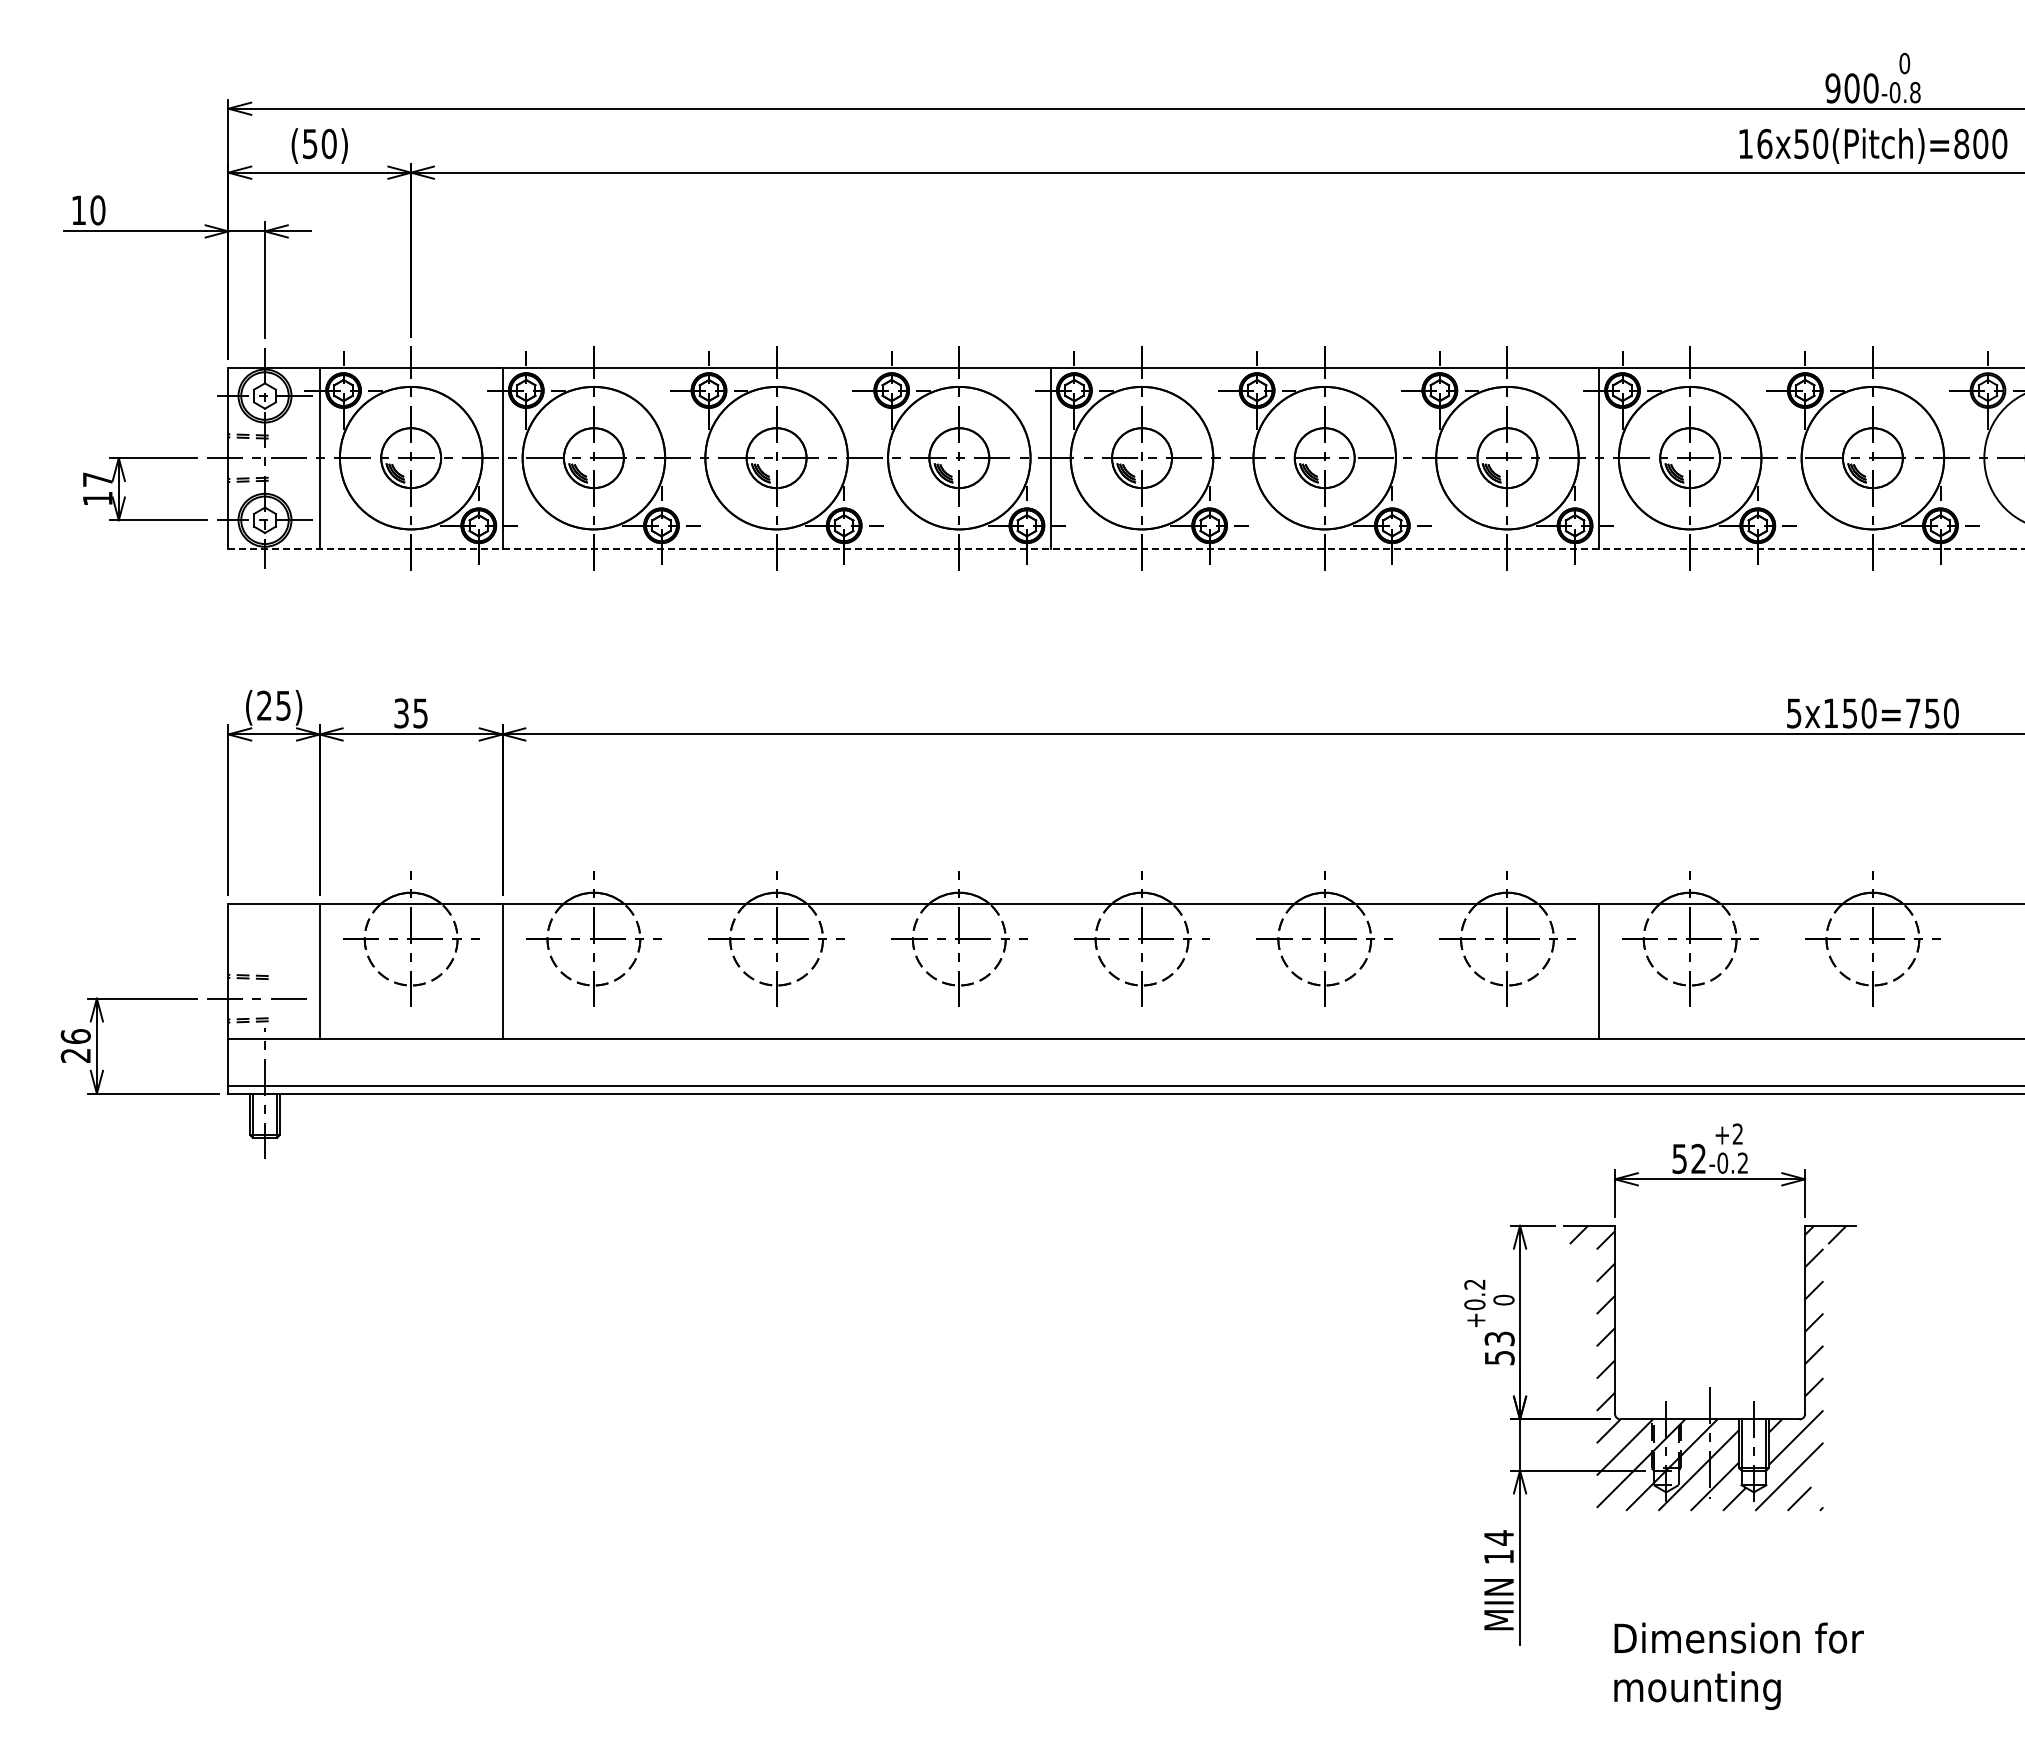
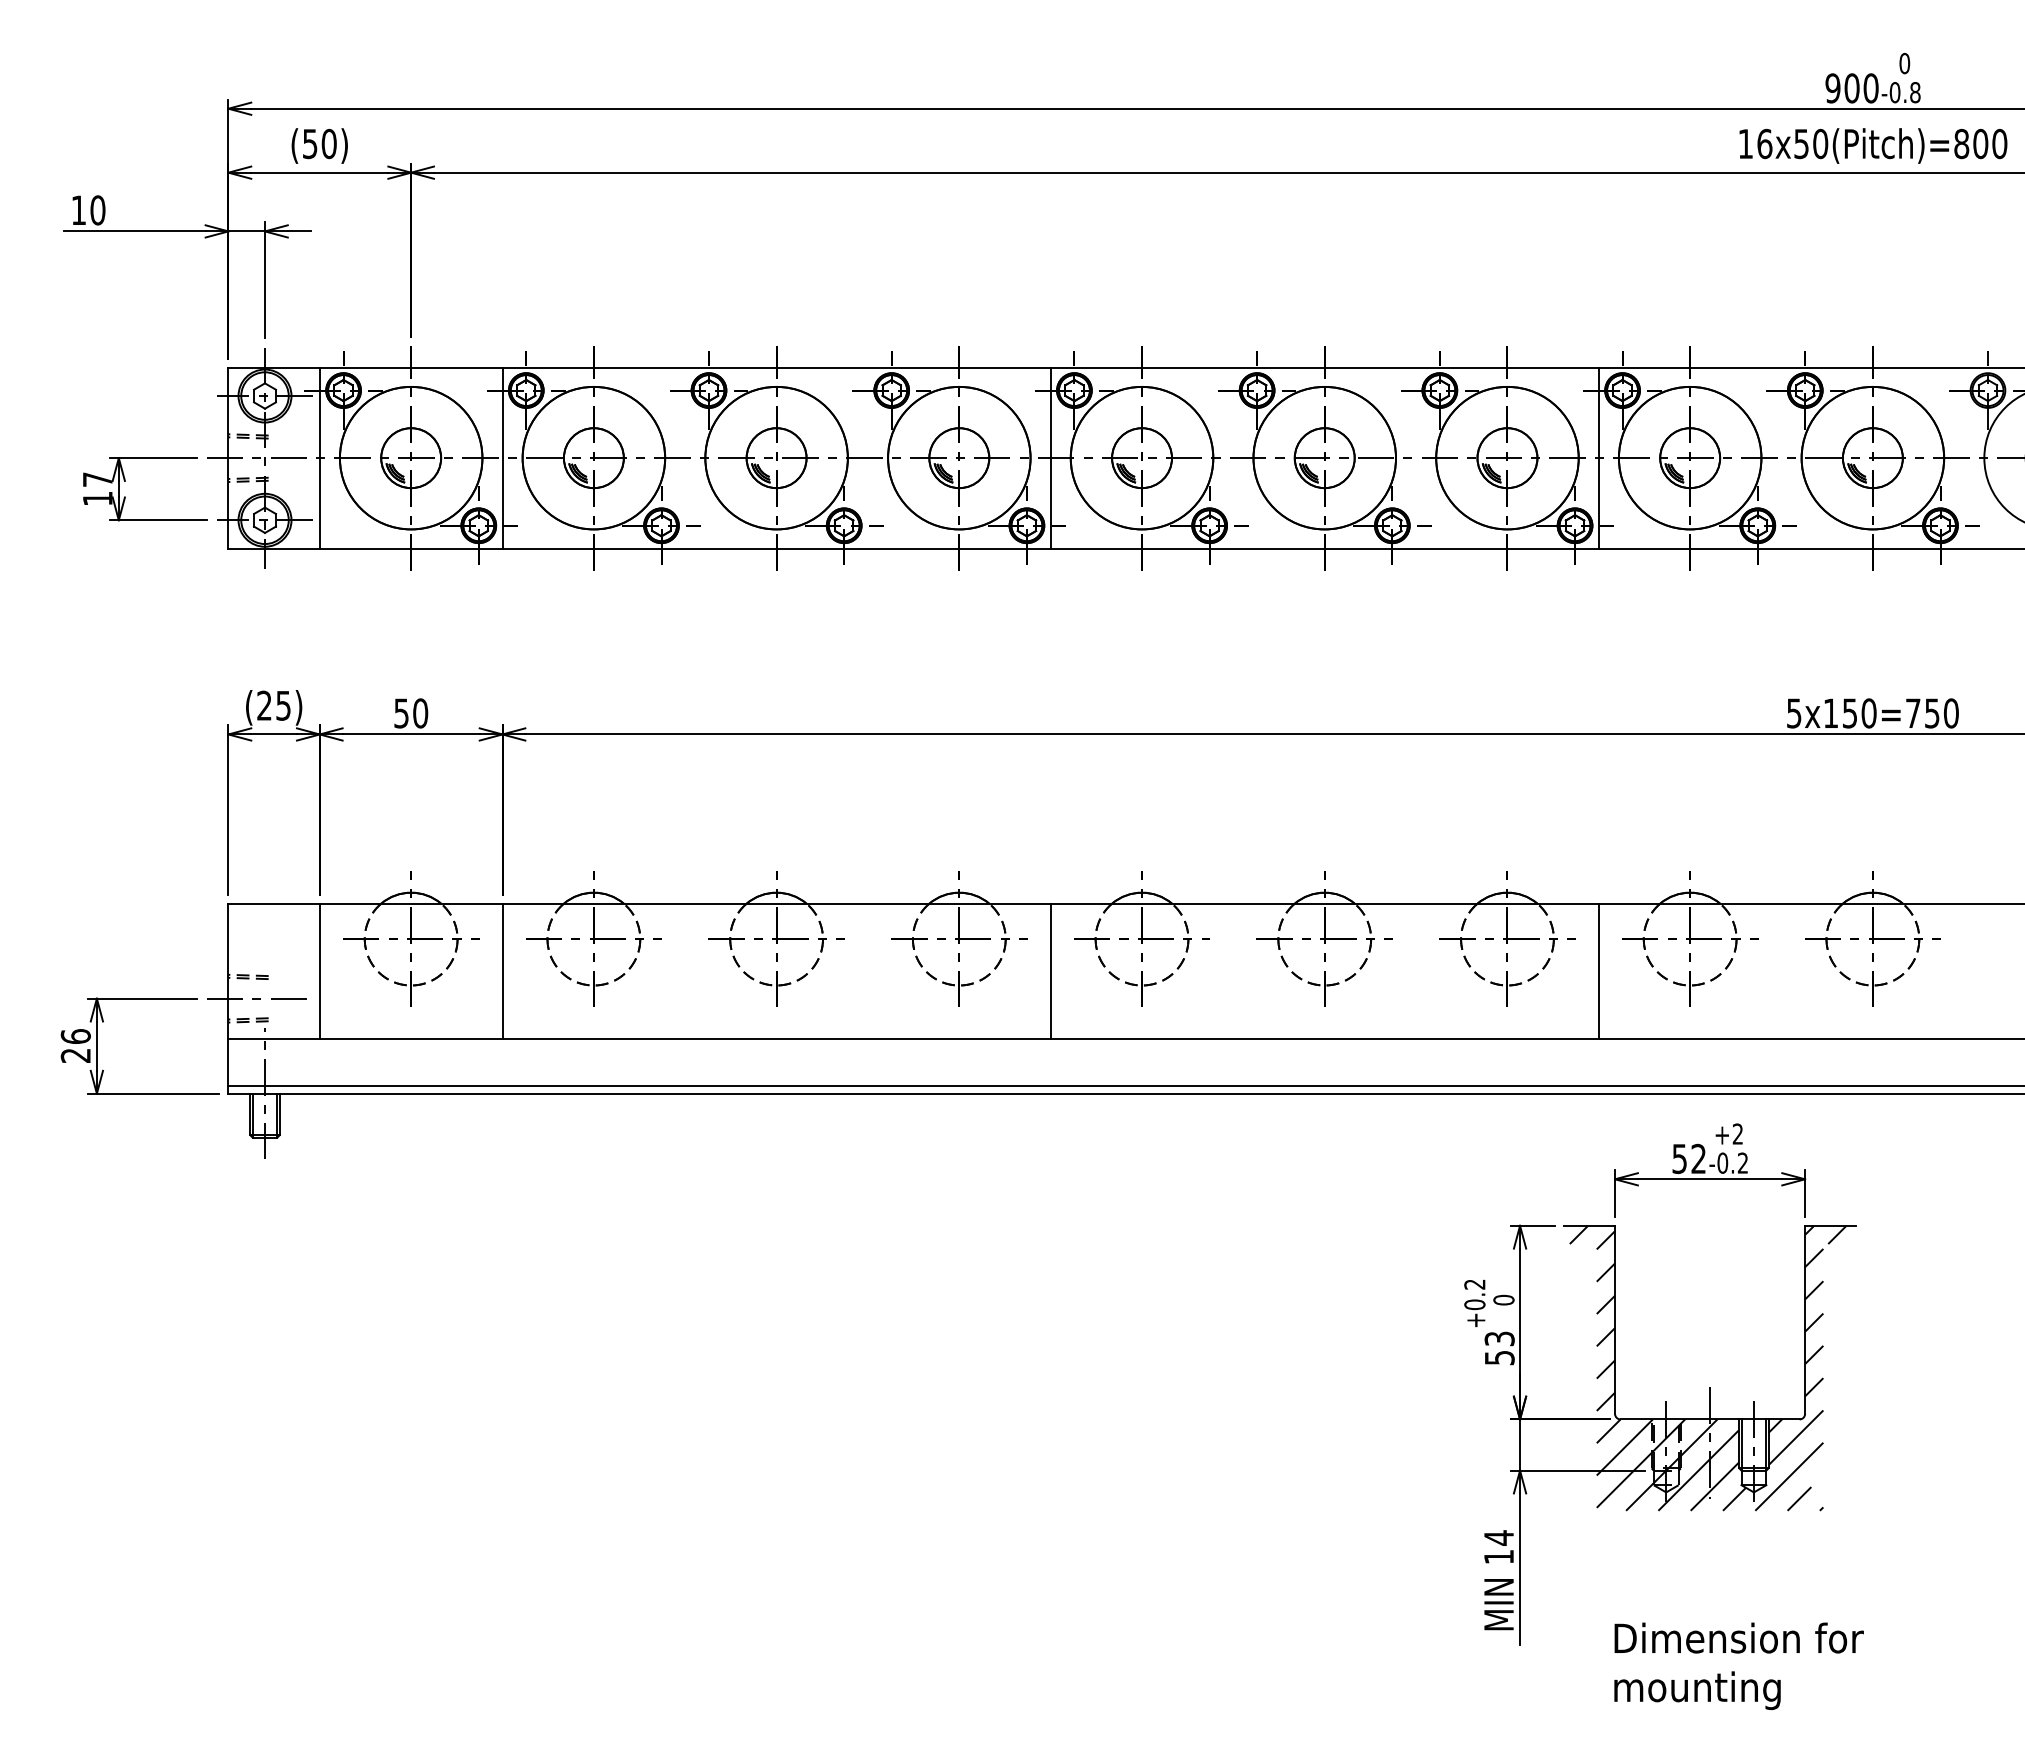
line: dashed -> solid (1126, 548)
text: 35 -> 50 (411, 713)
line: none -> present (1050, 970)
